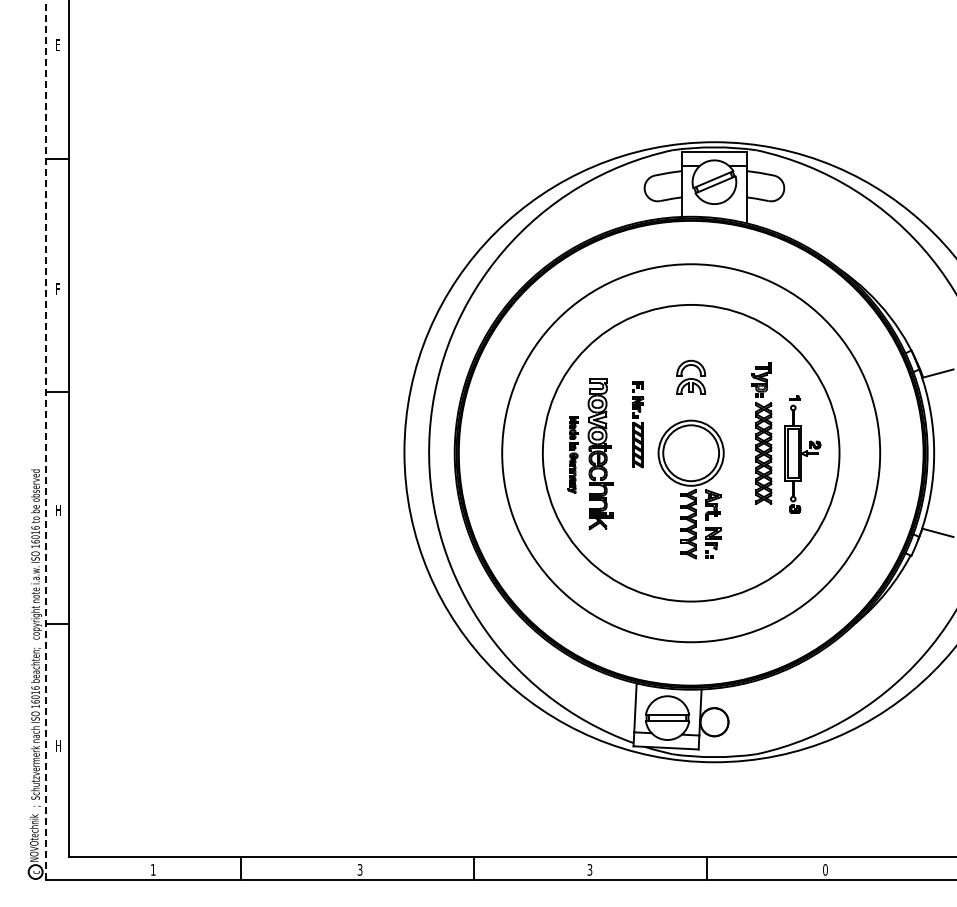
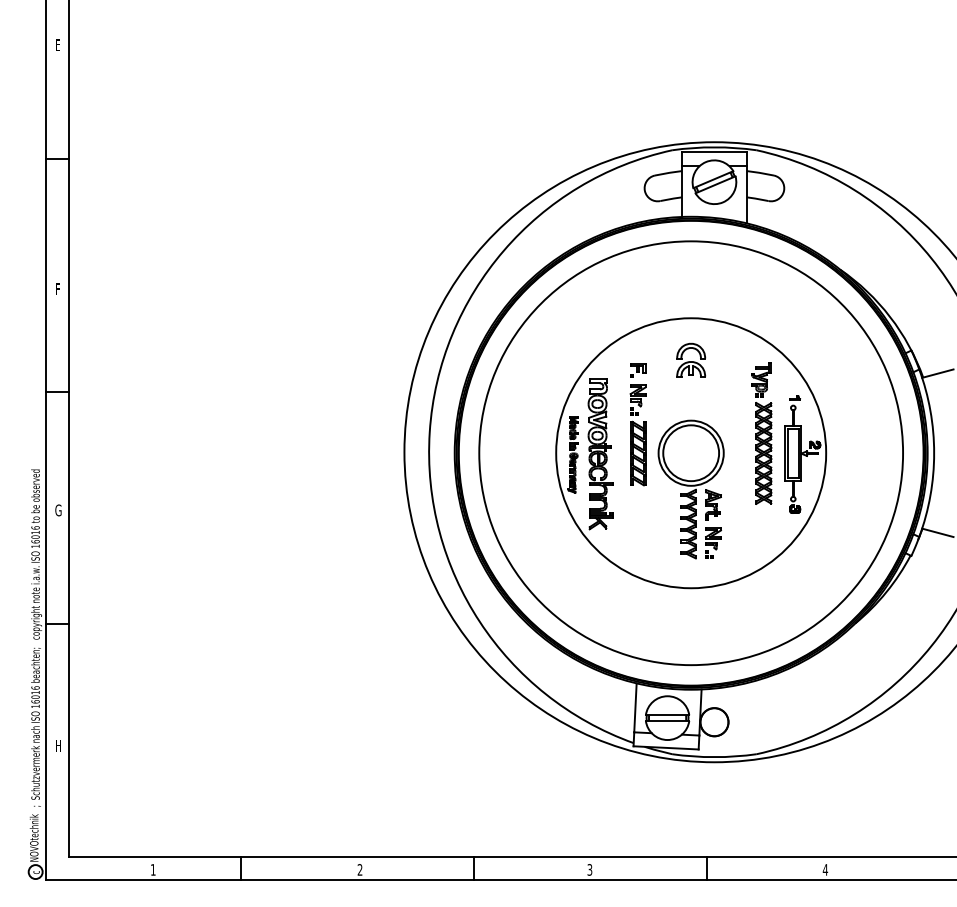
part position: (691, 376) -> (691, 359) (691, 359)
part size: 14x88 px -> 18x124 px (637, 424)
line: dashed -> solid (46, 439)
circle diameter: 297 px -> 424 px (691, 453)
circle diameter: 378 px -> 270 px (691, 453)
text: H -> G (58, 510)
text: 3 -> 2 (359, 869)
text: 0 -> 4 (825, 869)
